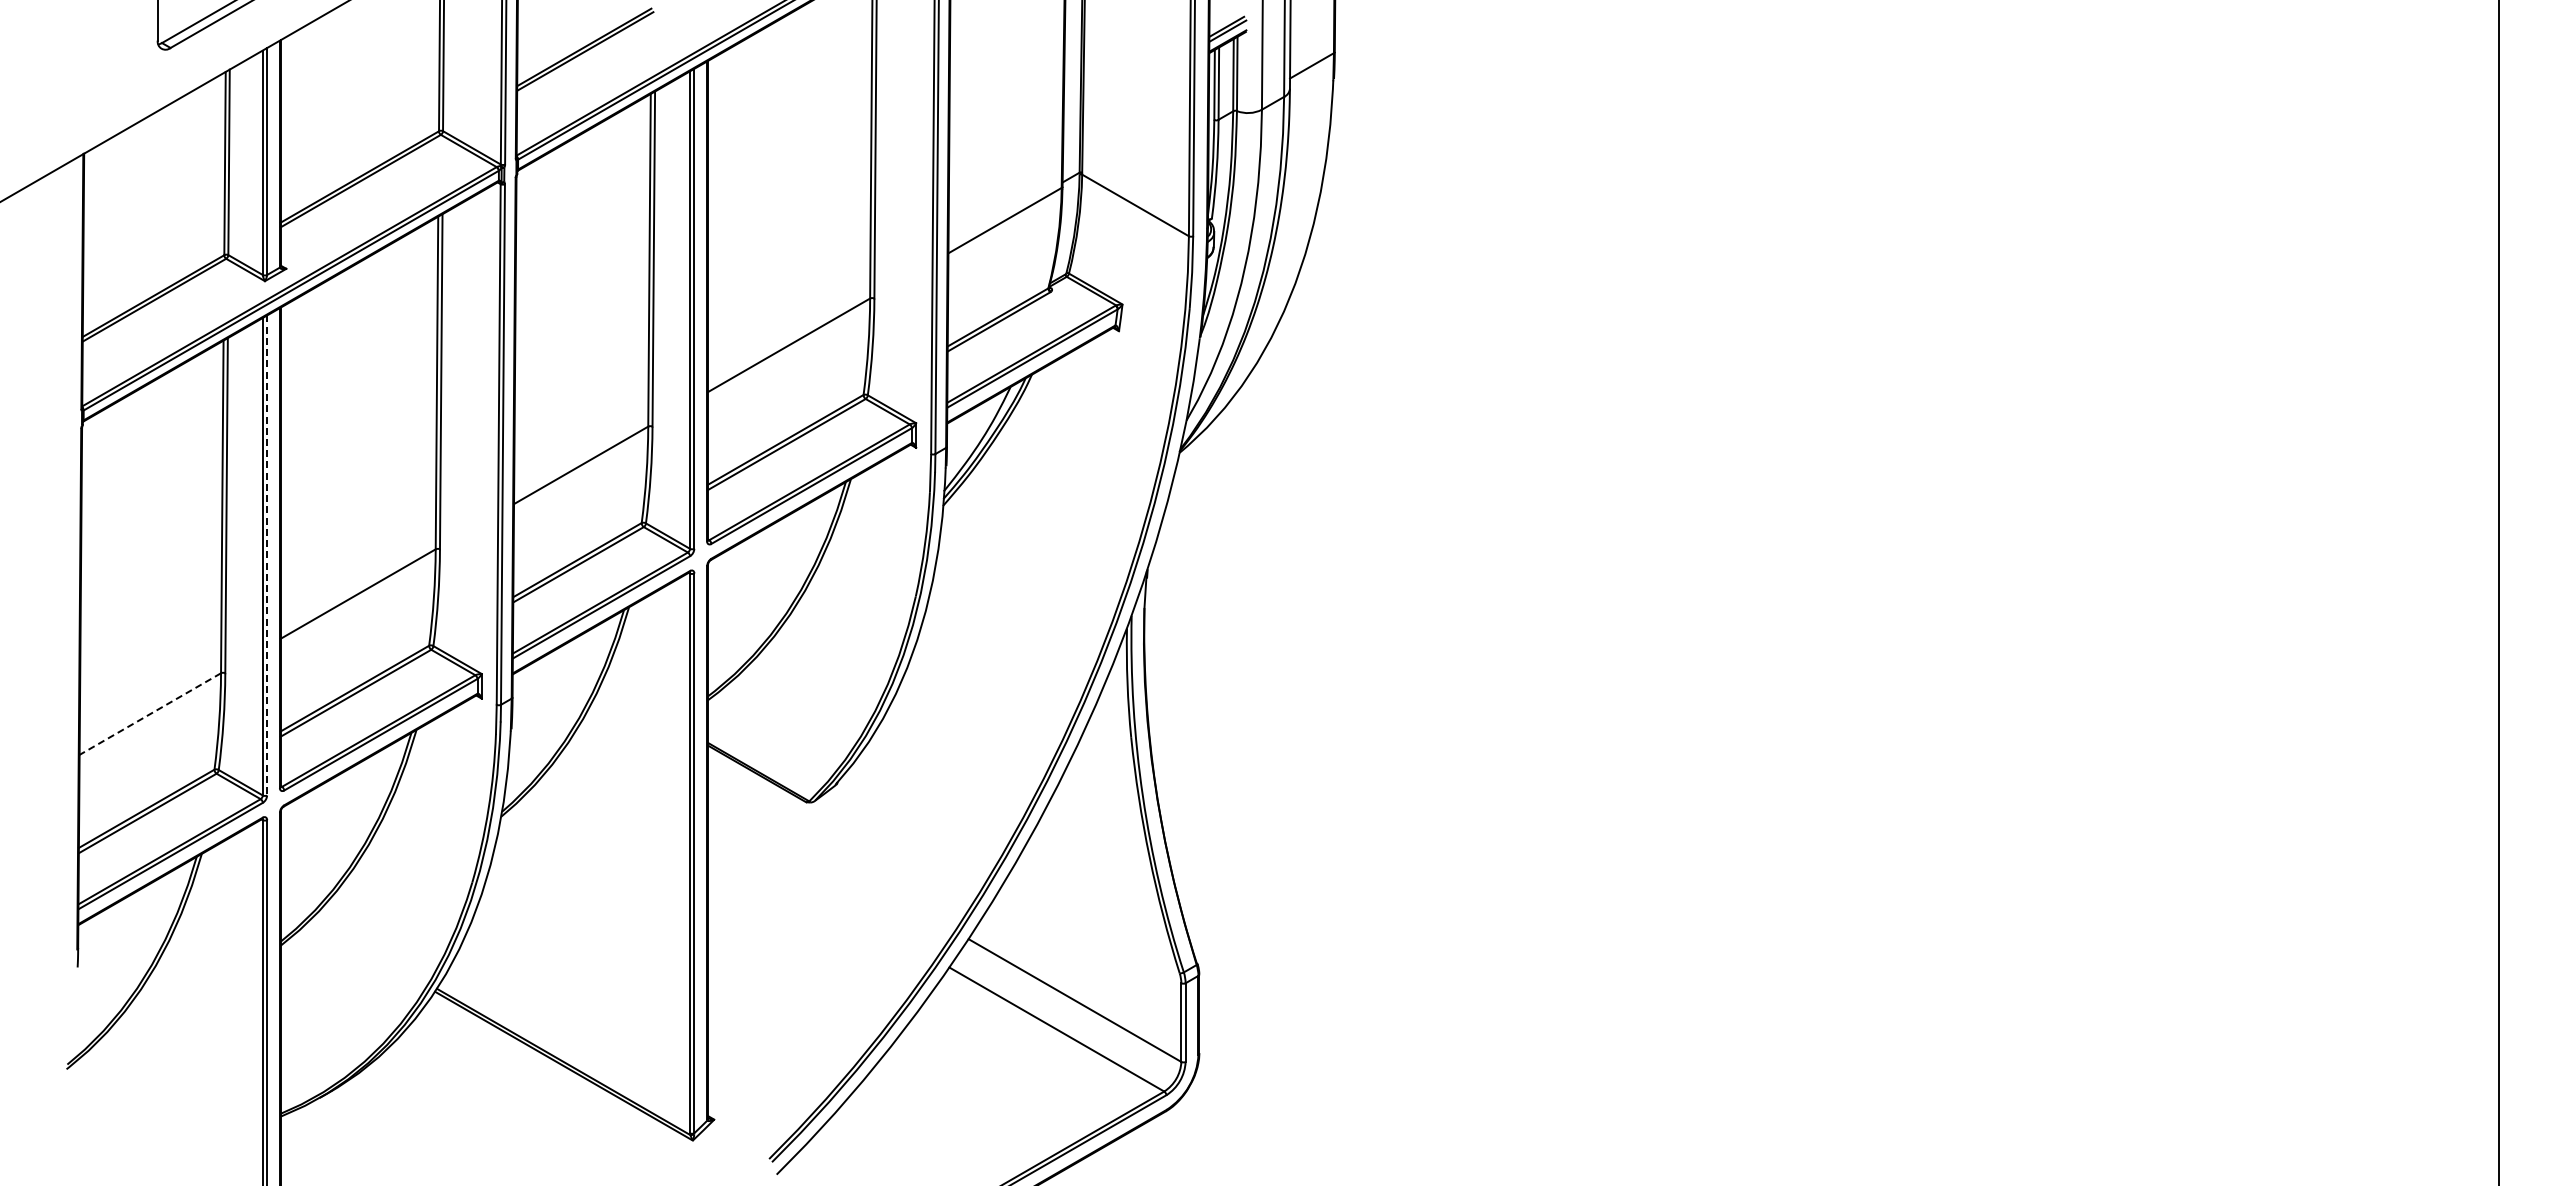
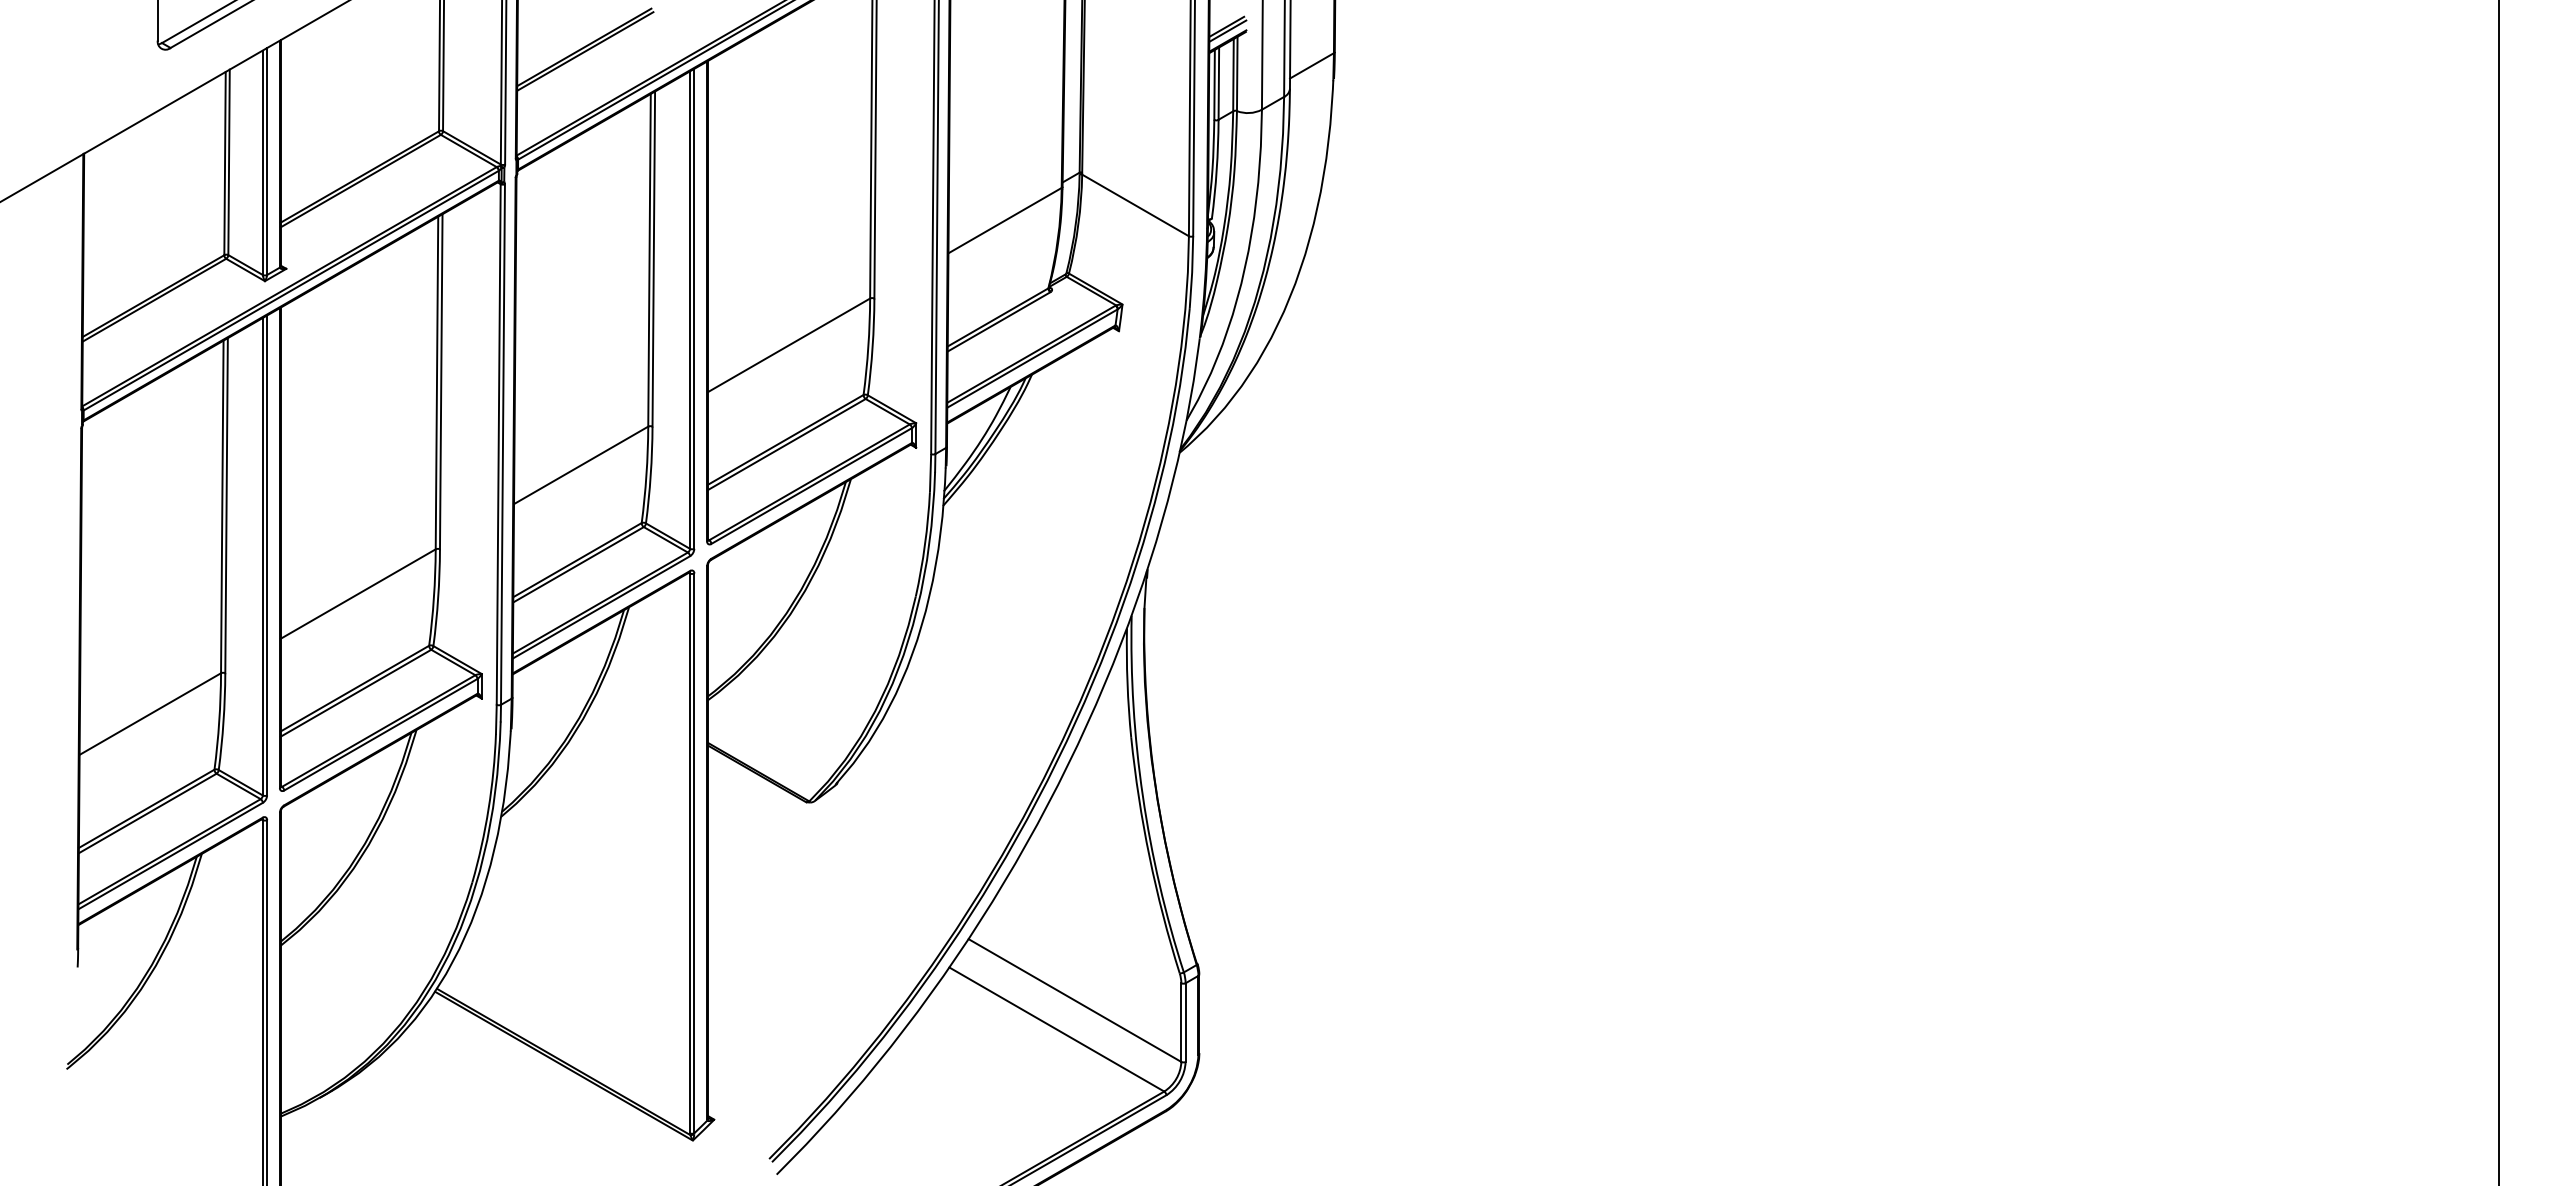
line: dashed -> solid (267, 555)
line: dashed -> solid (150, 714)
